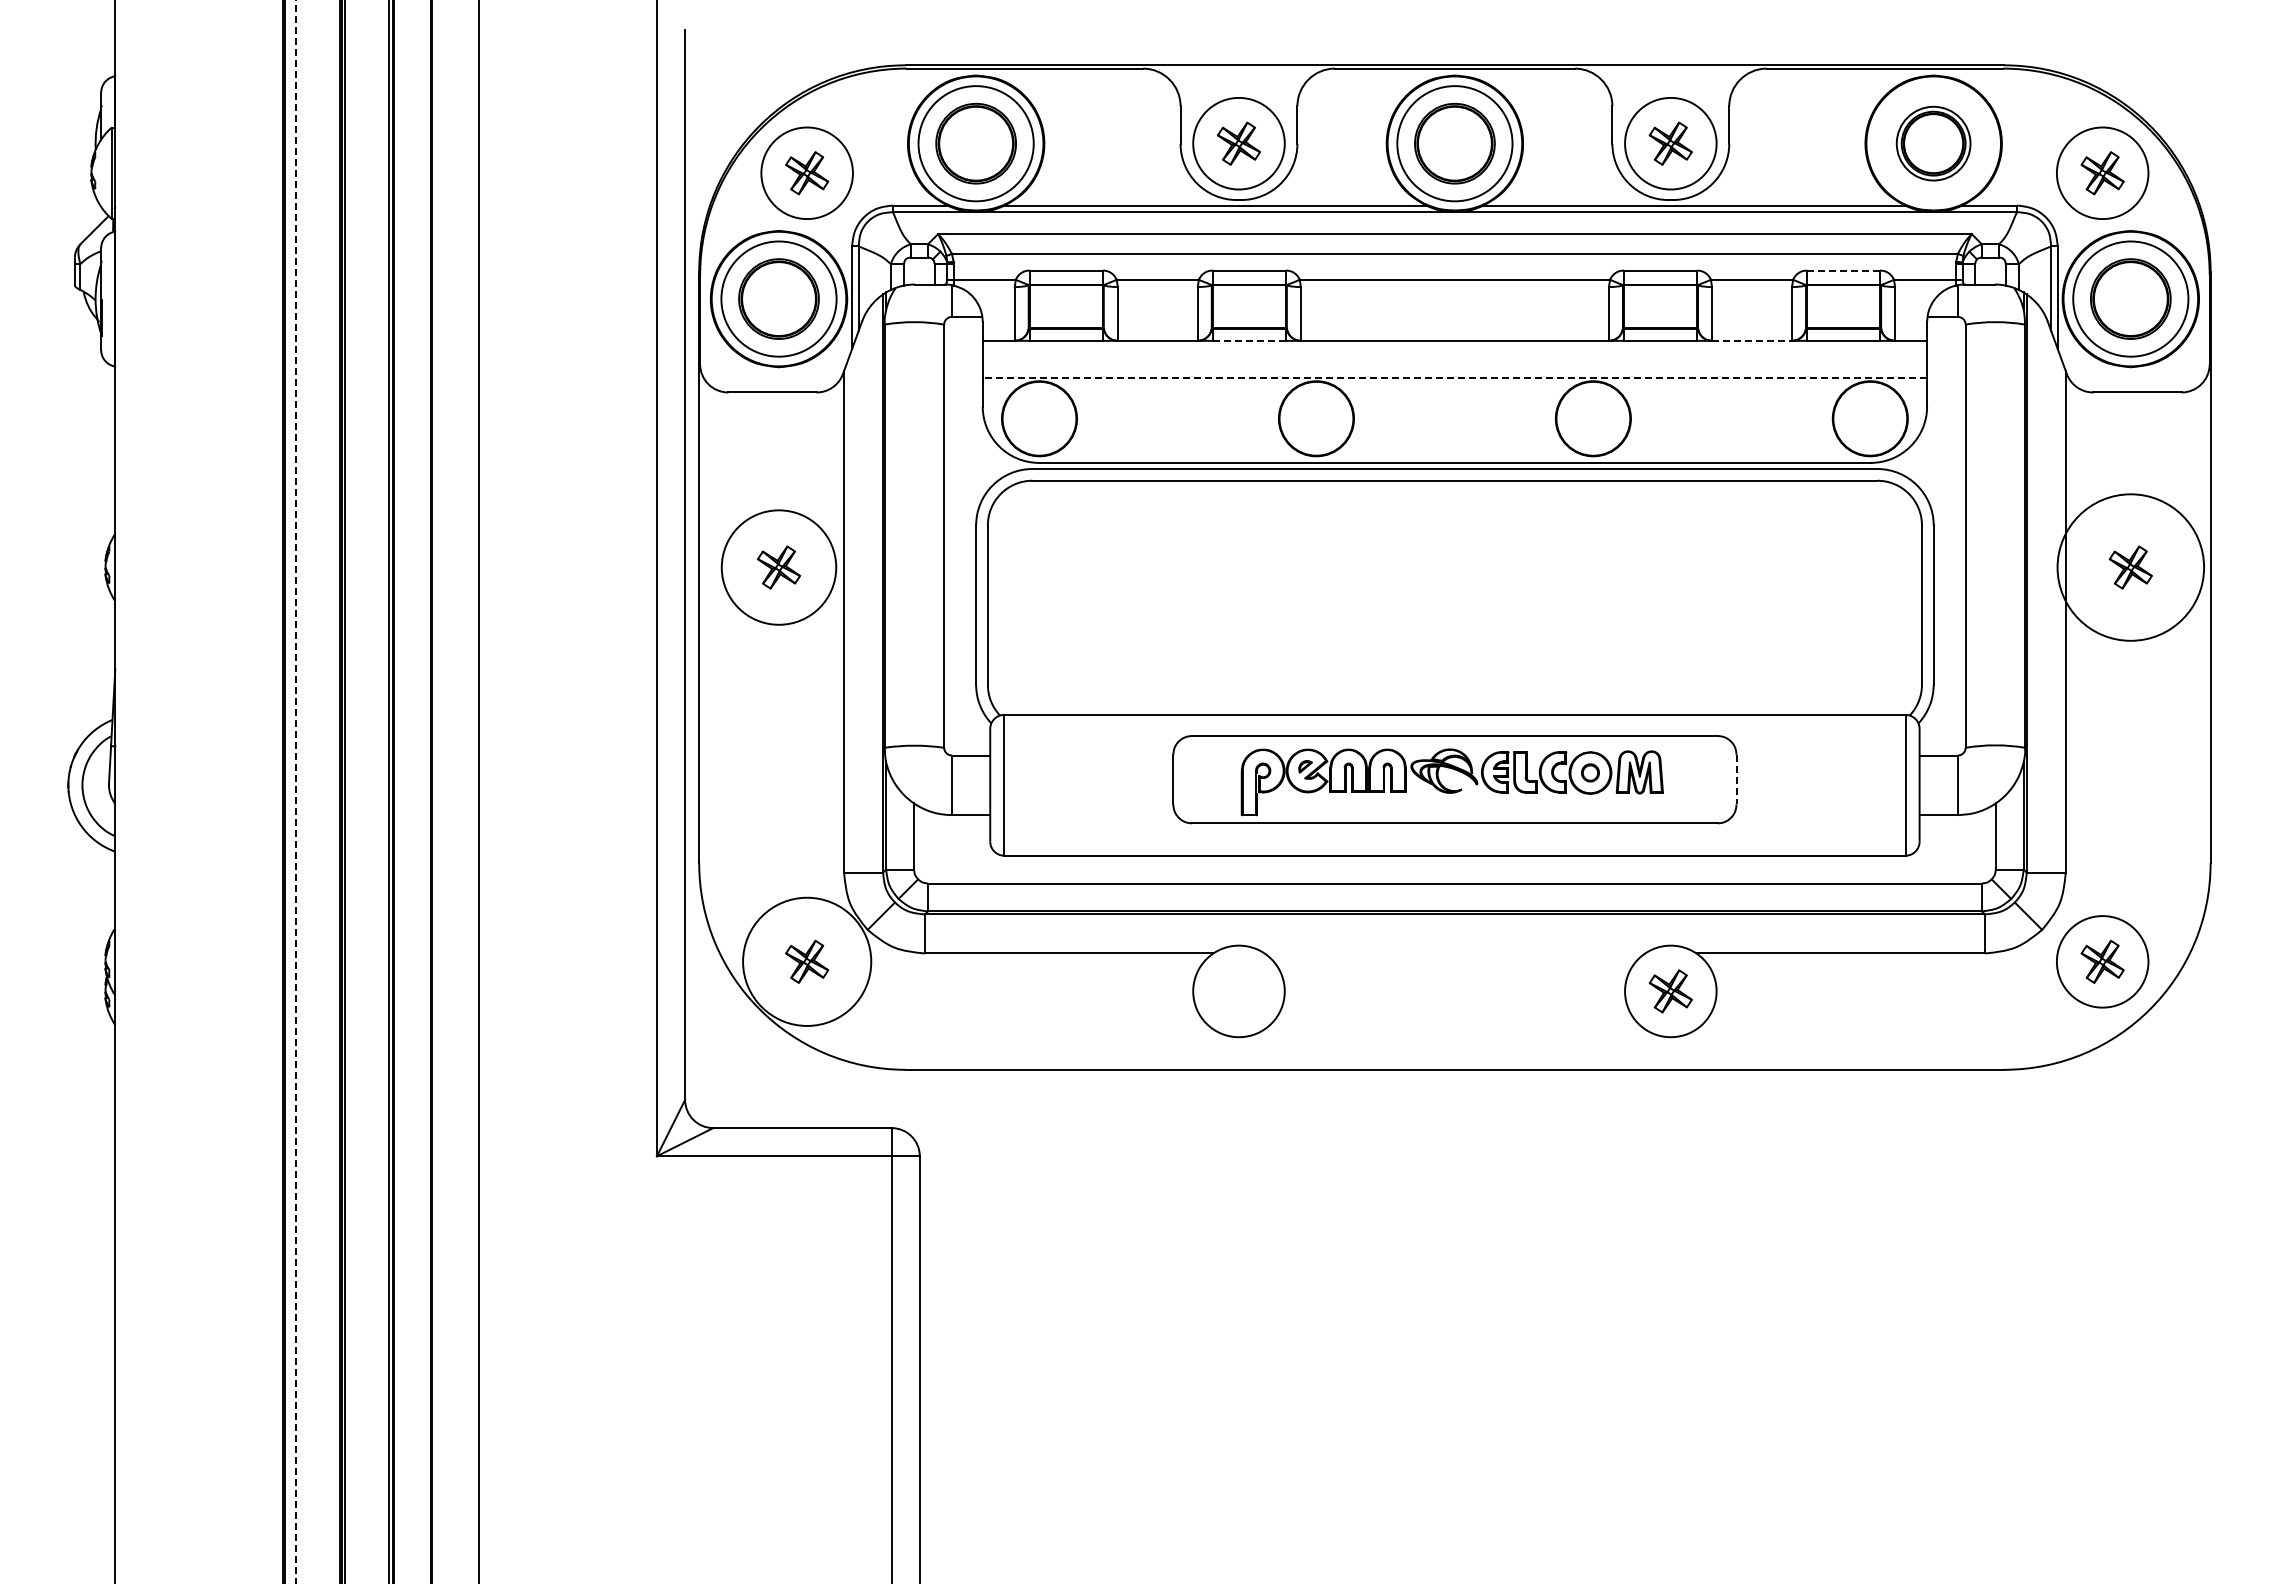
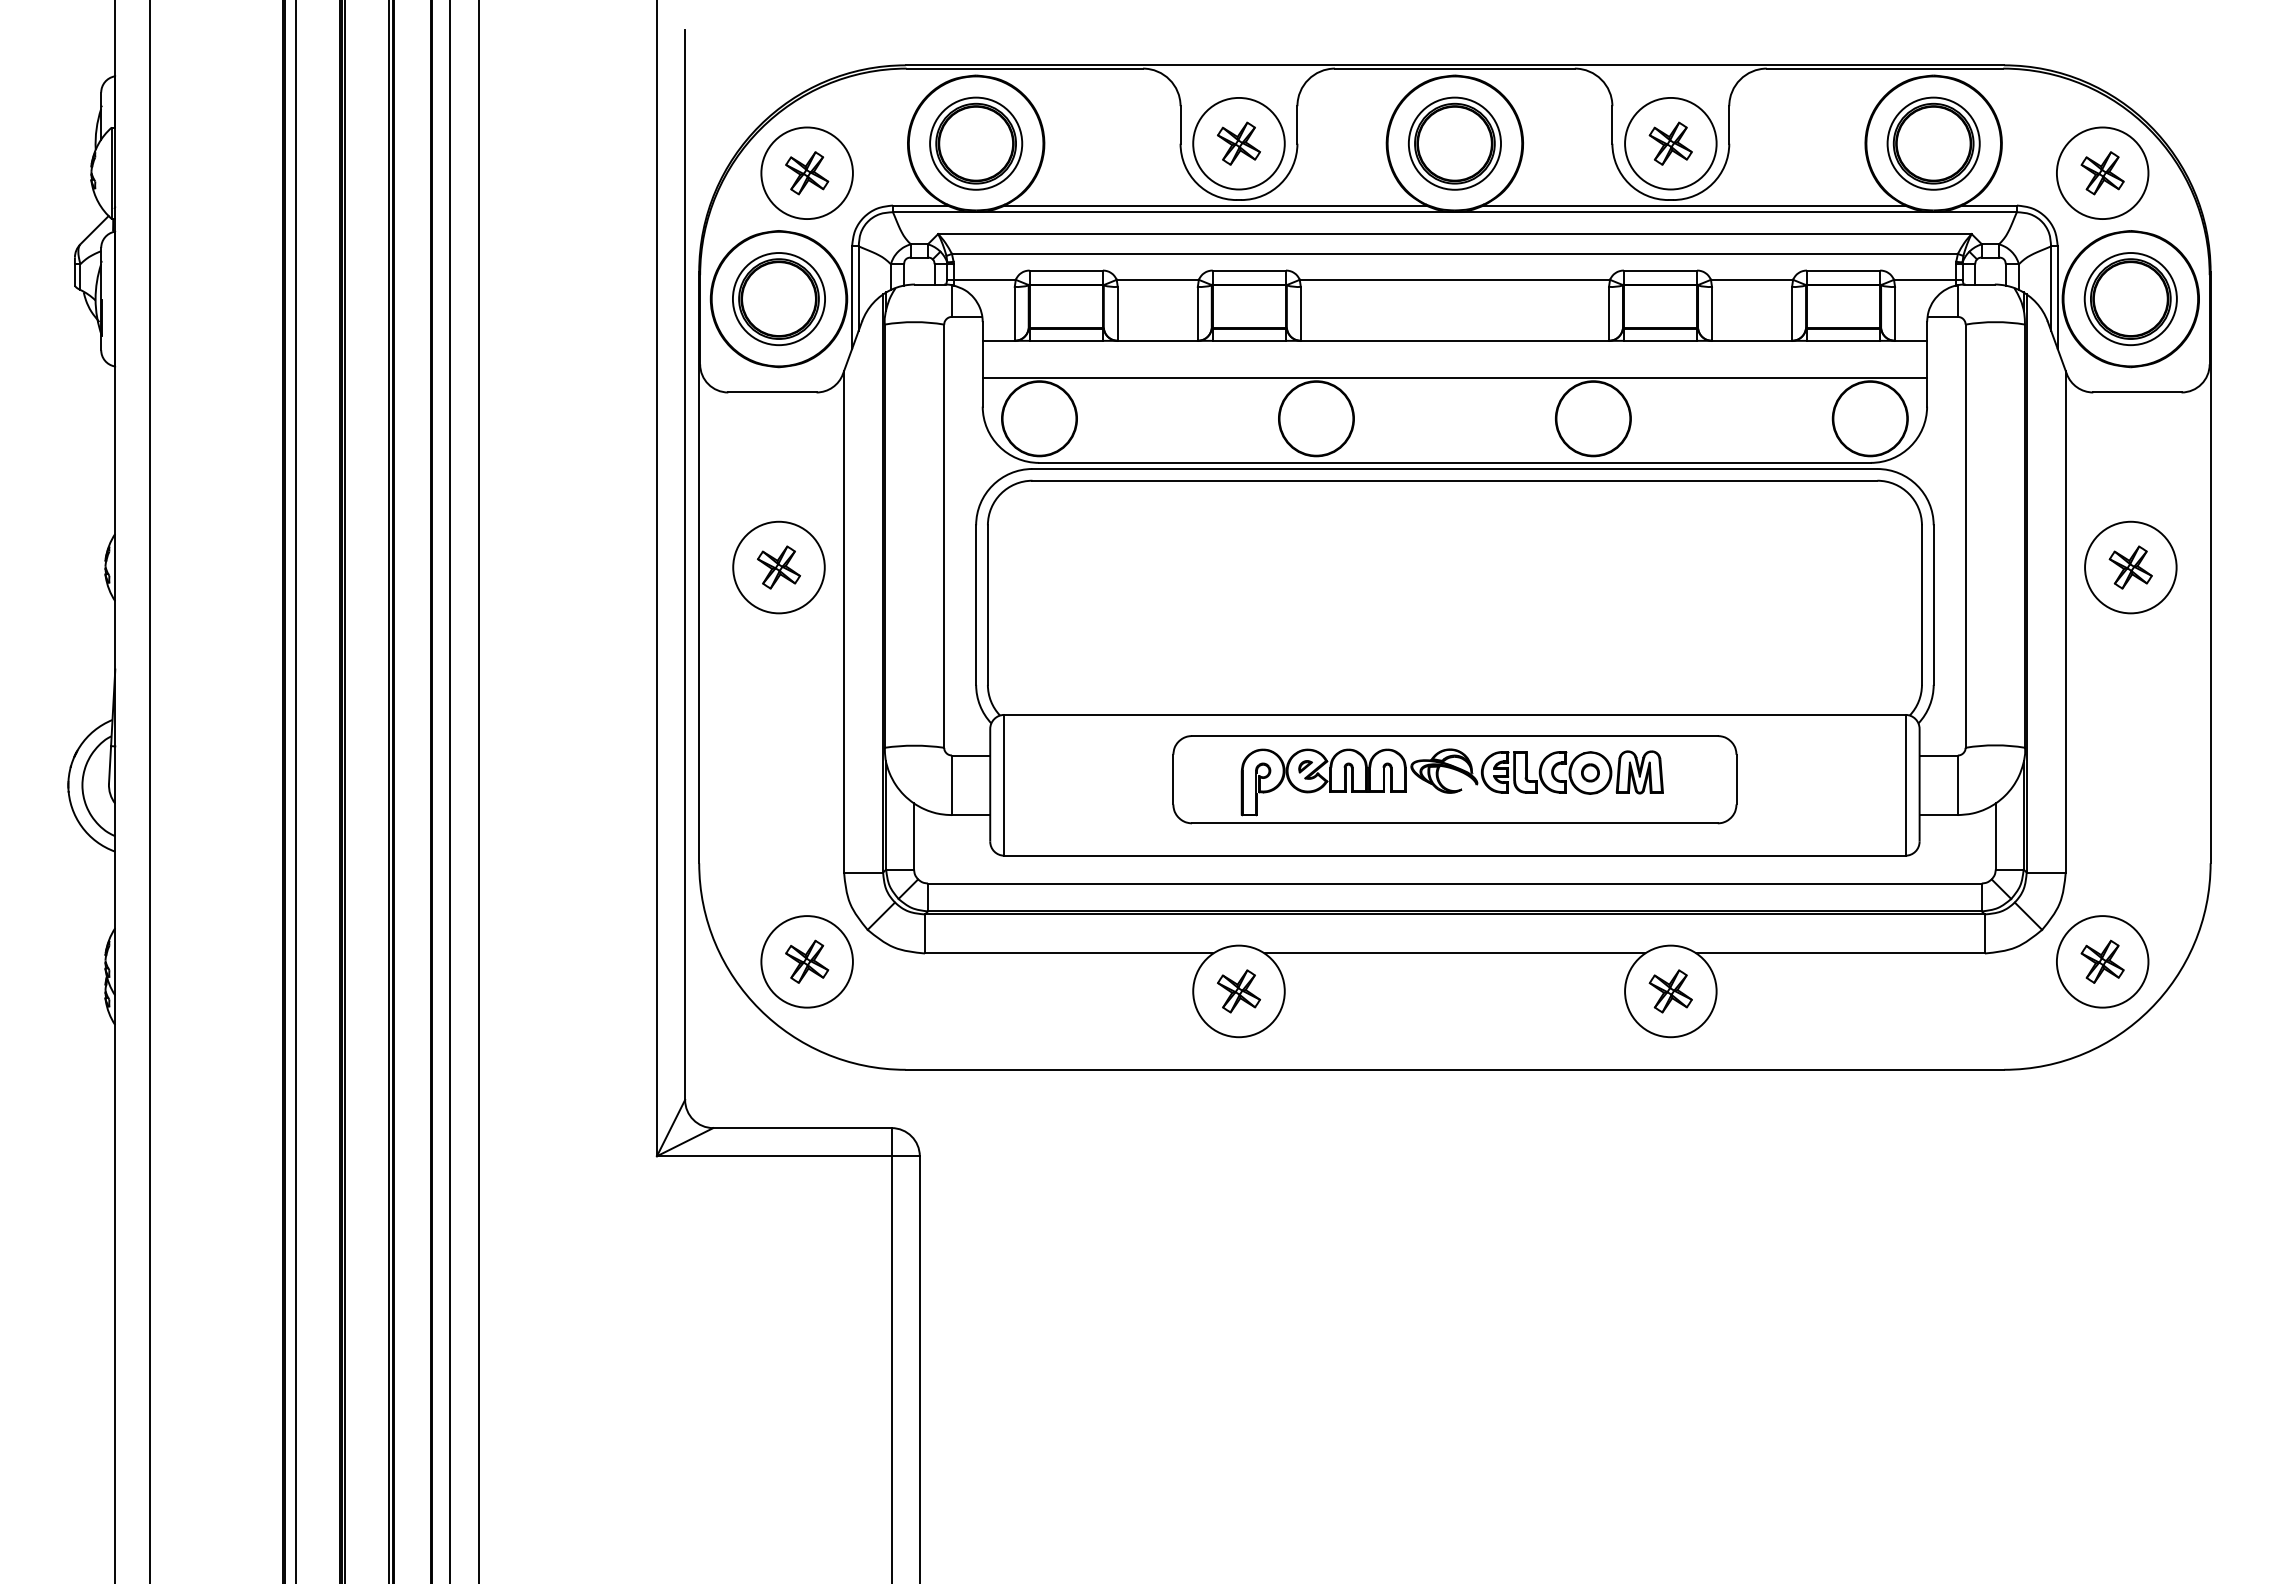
circle diameter: 115 px -> 92 px (976, 143)
circle diameter: 115 px -> 92 px (1454, 143)
part size: 77x77 px -> 95x95 px (1933, 143)
line: dashed -> solid (1843, 270)
circle diameter: 115 px -> 92 px (778, 299)
circle diameter: 115 px -> 92 px (2130, 299)
line: dashed -> solid (1249, 340)
line: dashed -> solid (1752, 340)
line: dashed -> solid (1454, 378)
circle diameter: 114 px -> 92 px (778, 567)
circle diameter: 147 px -> 92 px (2130, 567)
line: dashed -> solid (1736, 779)
line: none -> present (150, 791)
line: none -> present (450, 791)
line: dashed -> solid (295, 792)
line: none -> present (1454, 953)
circle diameter: 128 px -> 92 px (806, 961)
part: none -> present (1238, 991)
